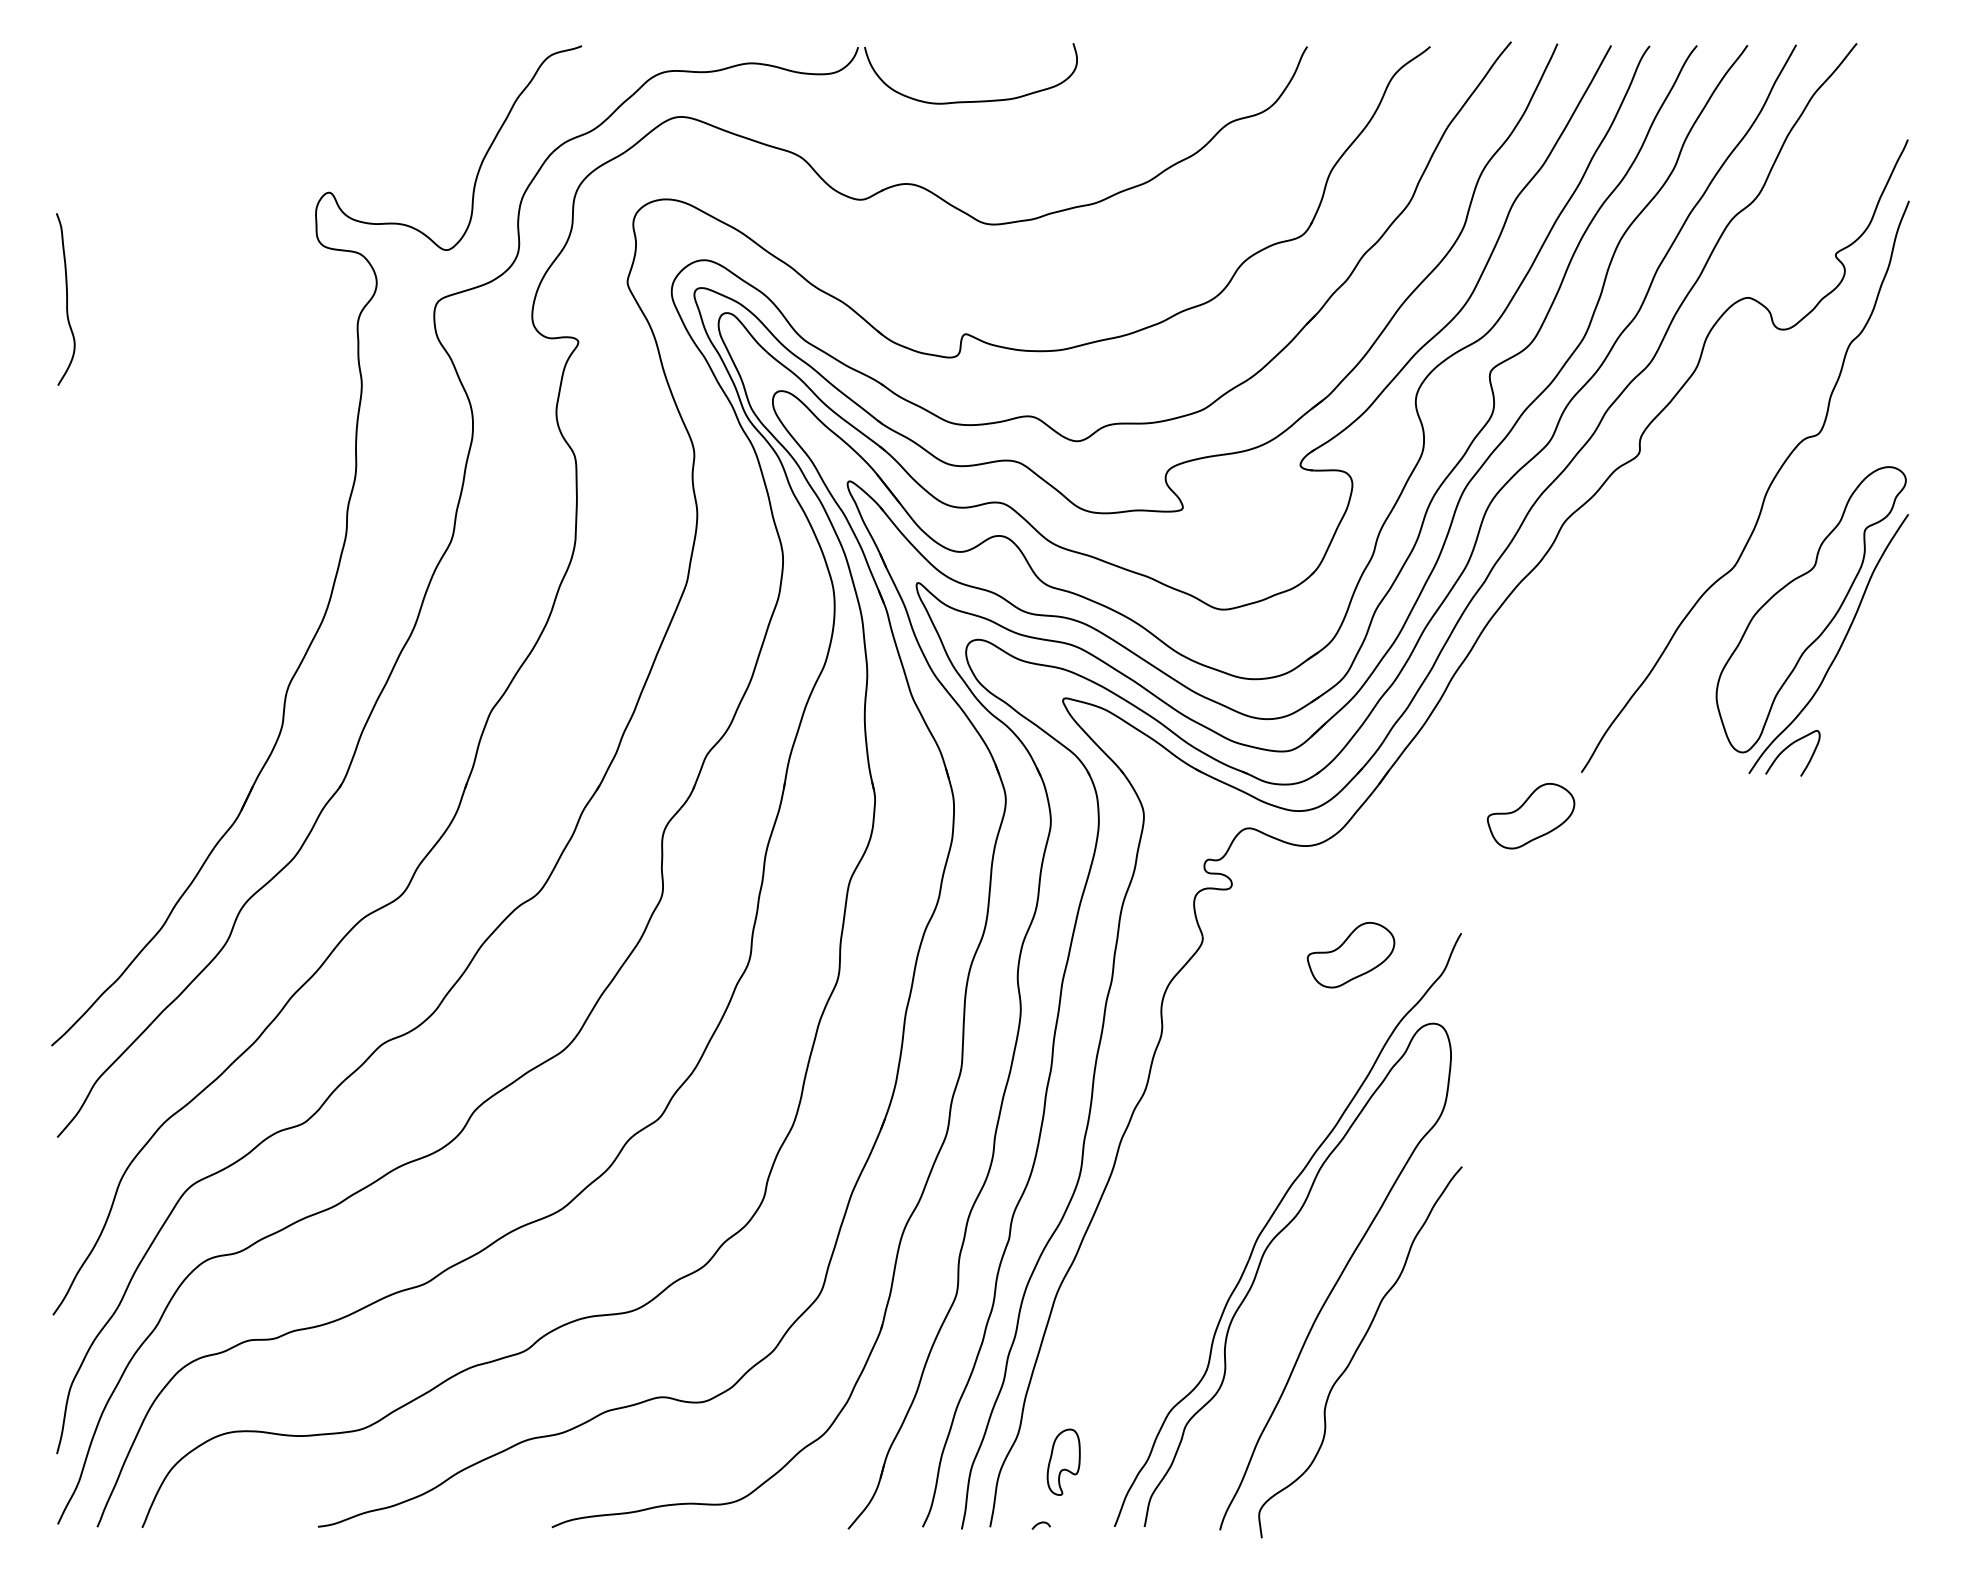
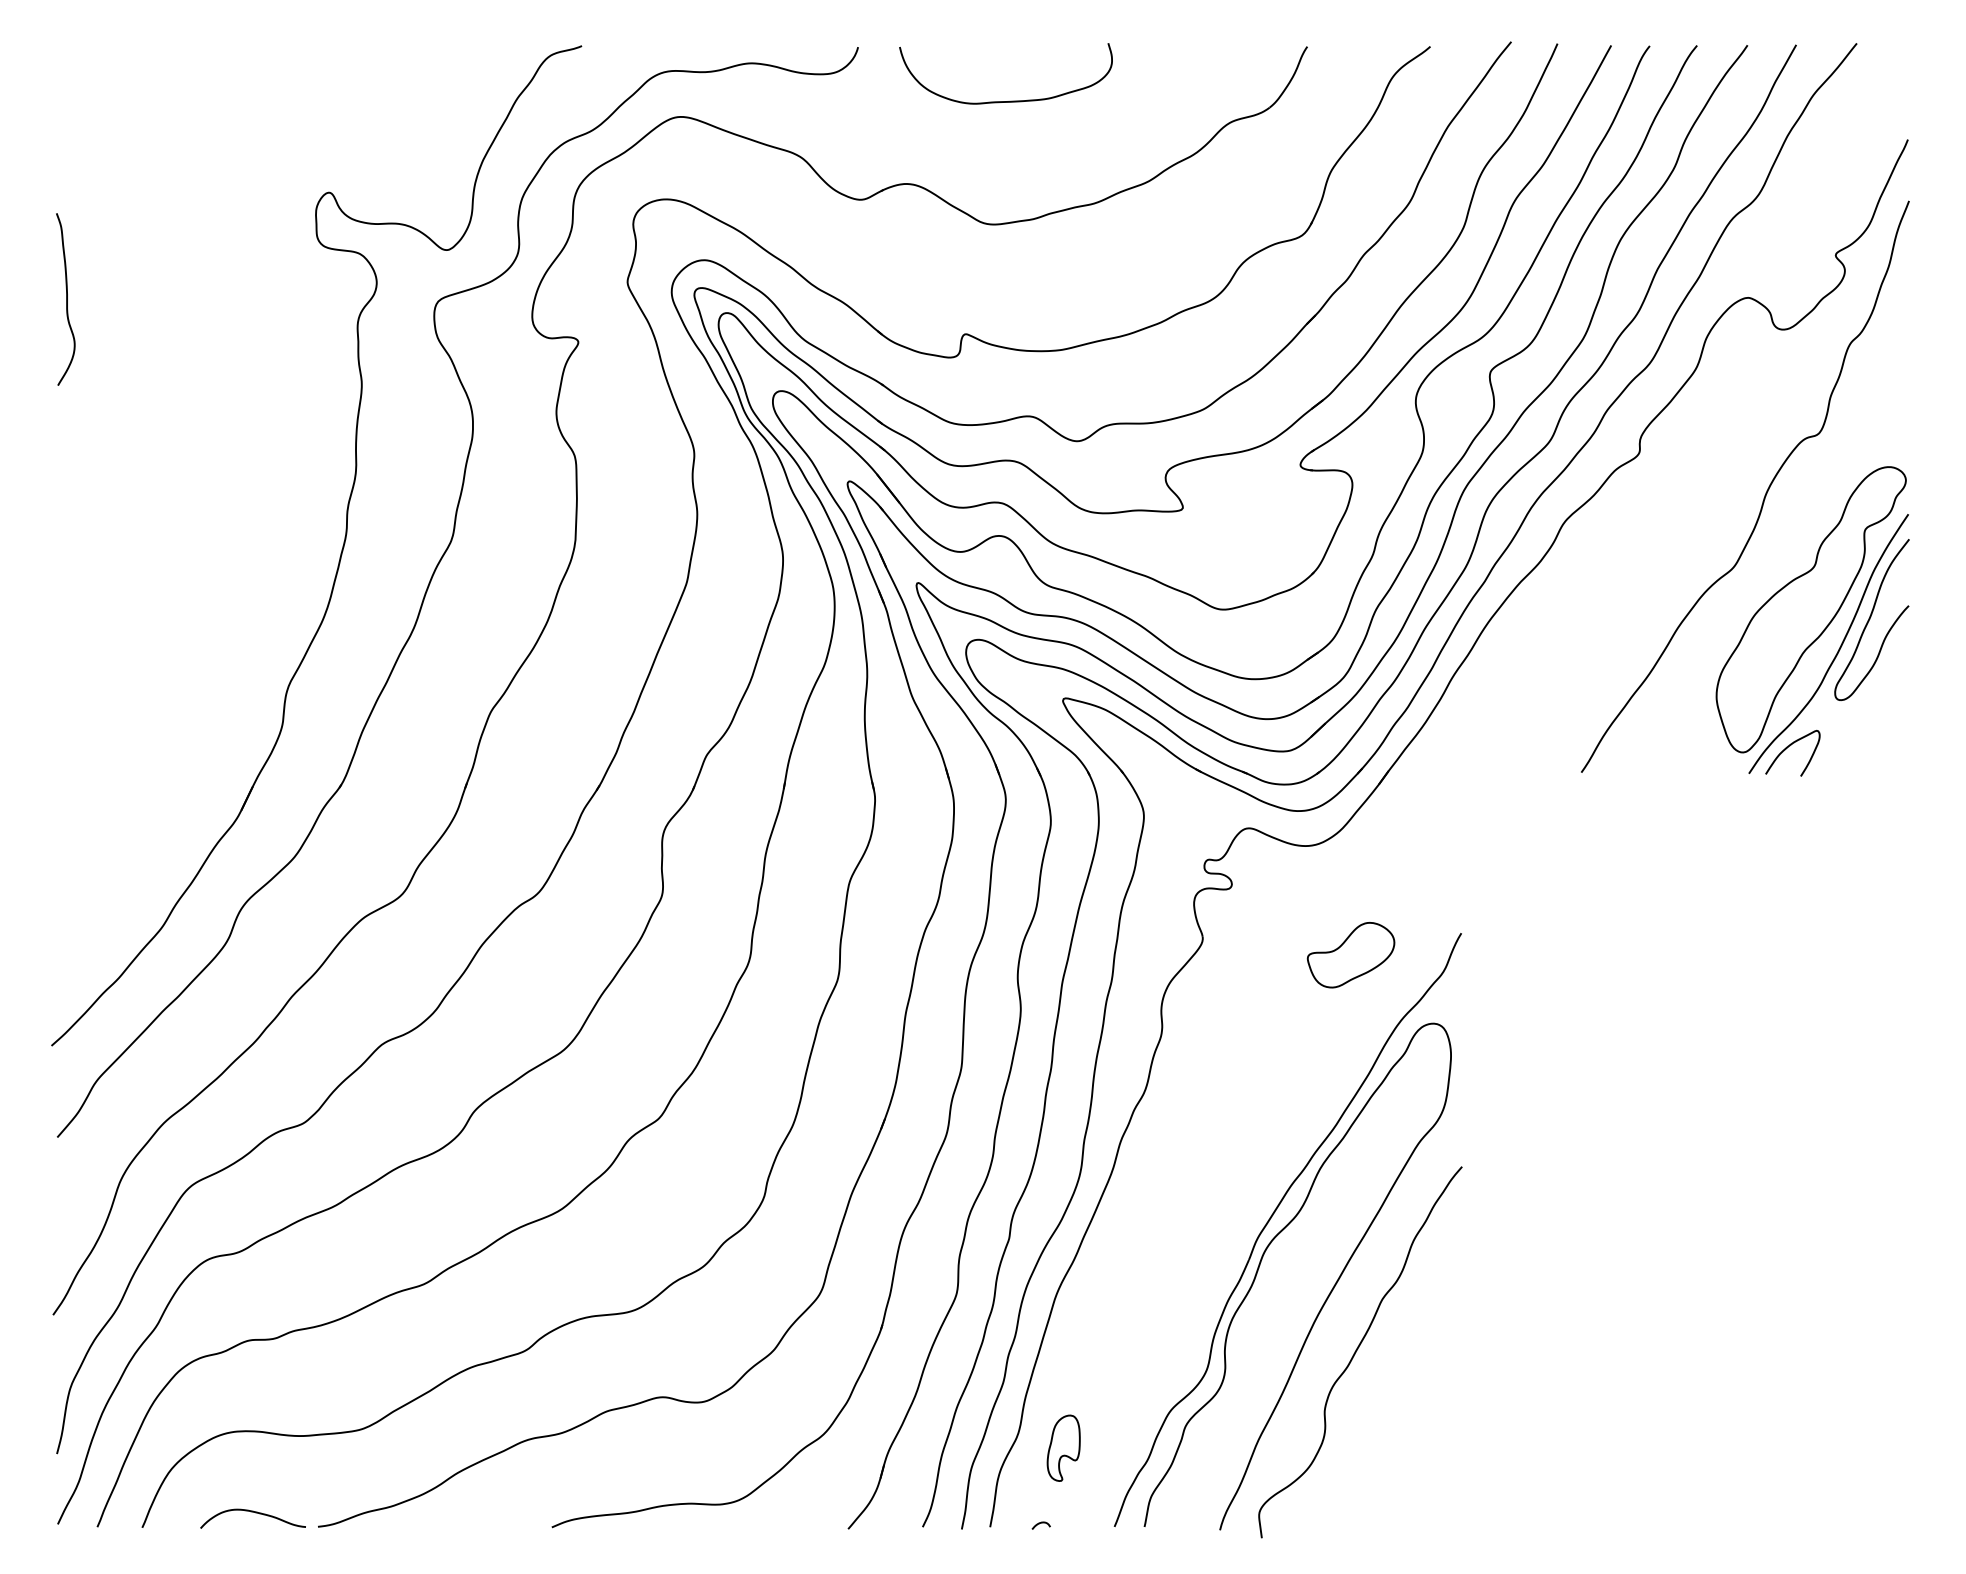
curve position: (975, 100) -> (1010, 100) (1010, 100)
curve: none -> present (1870, 619)
part: present -> none (1530, 816)
part position: (1063, 1461) -> (1063, 1447) (1063, 1447)
curve: none -> present (255, 1513)
